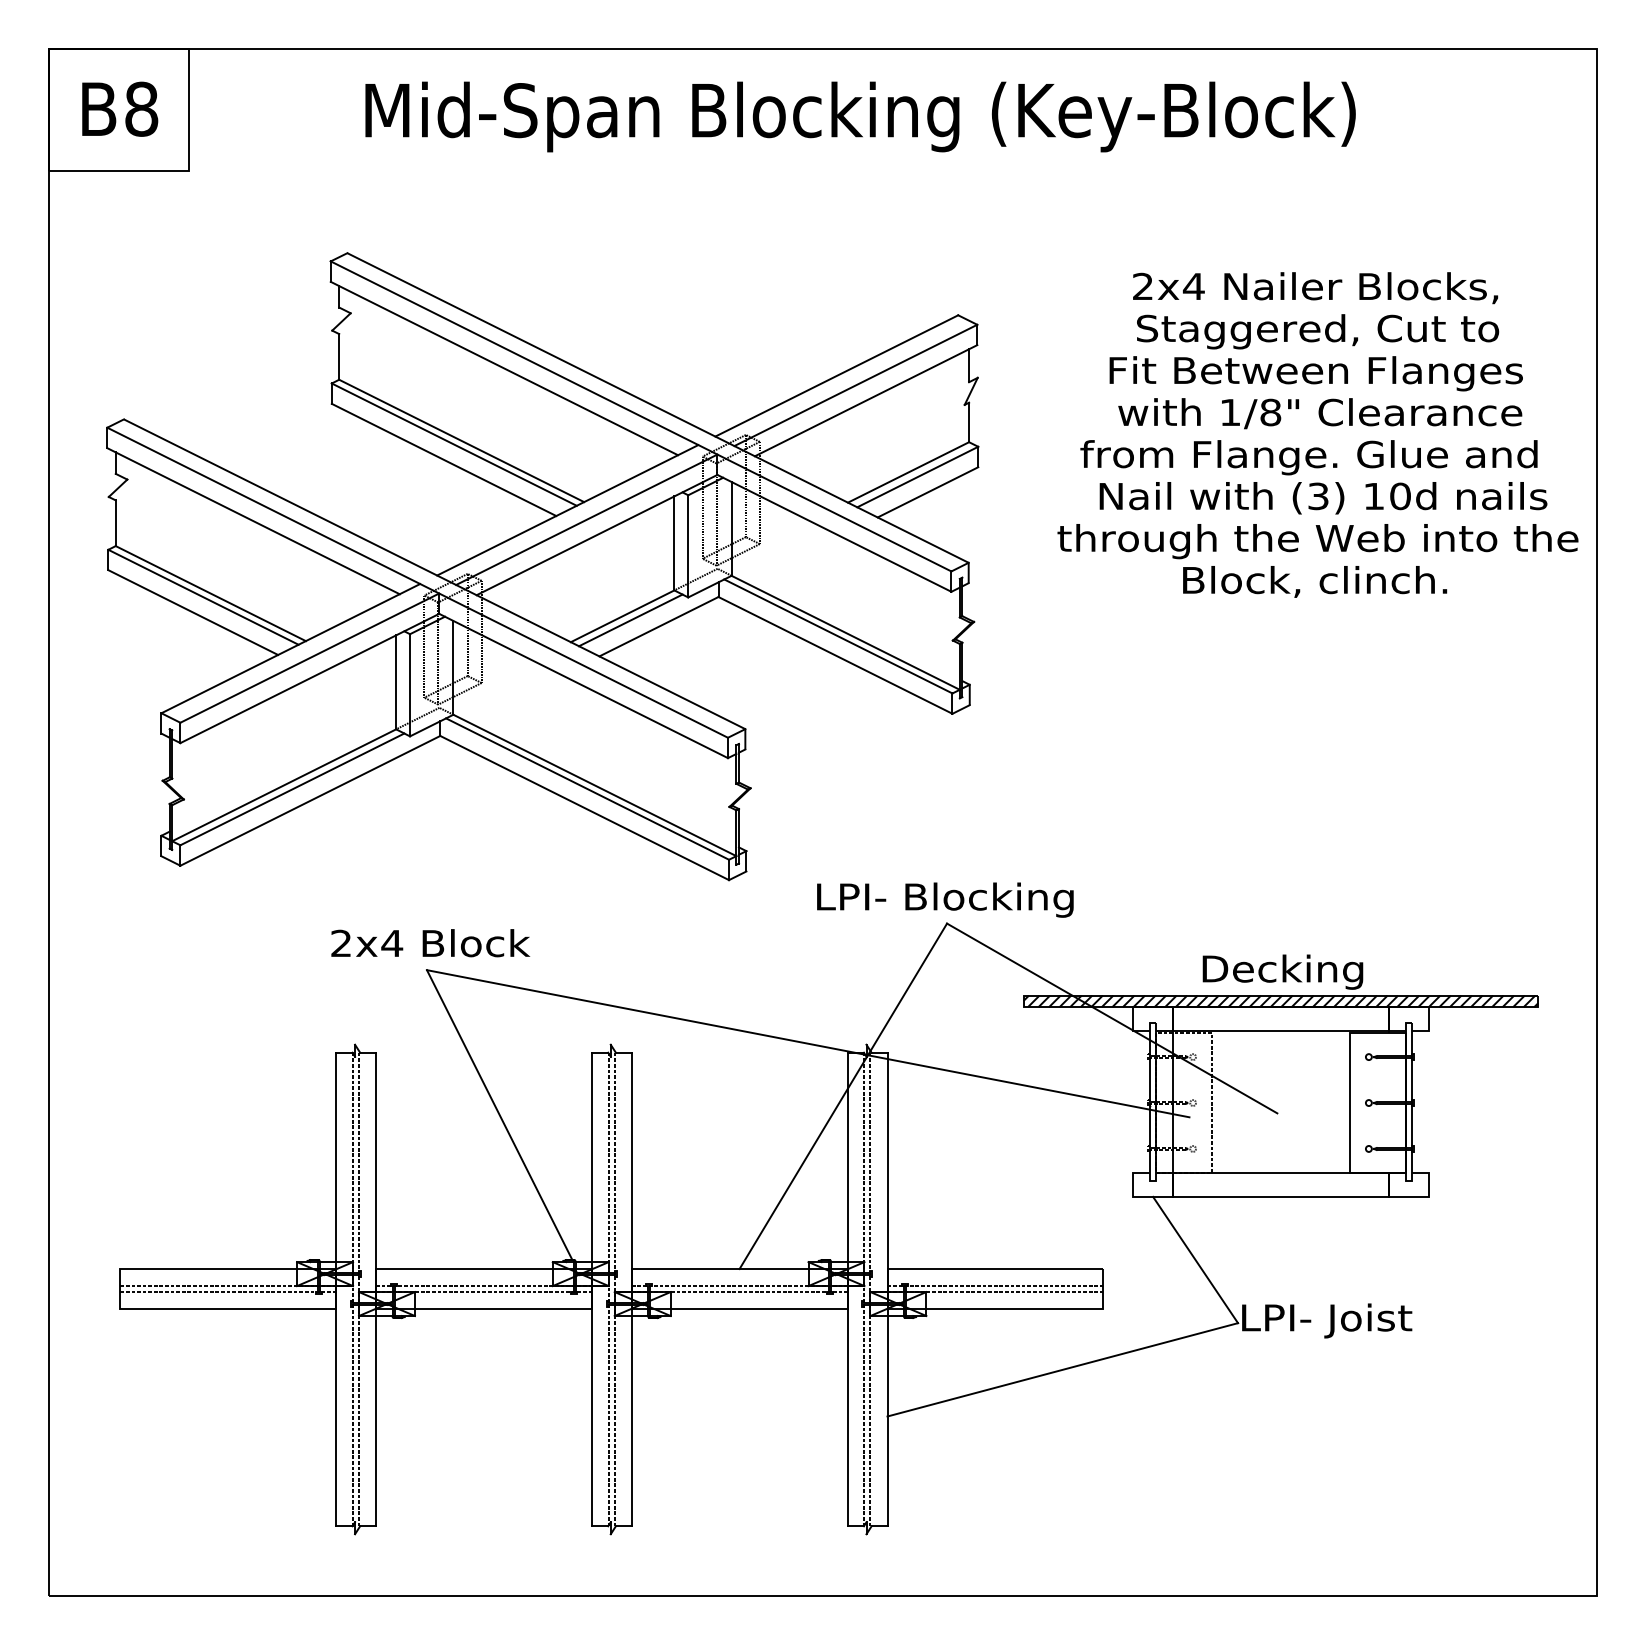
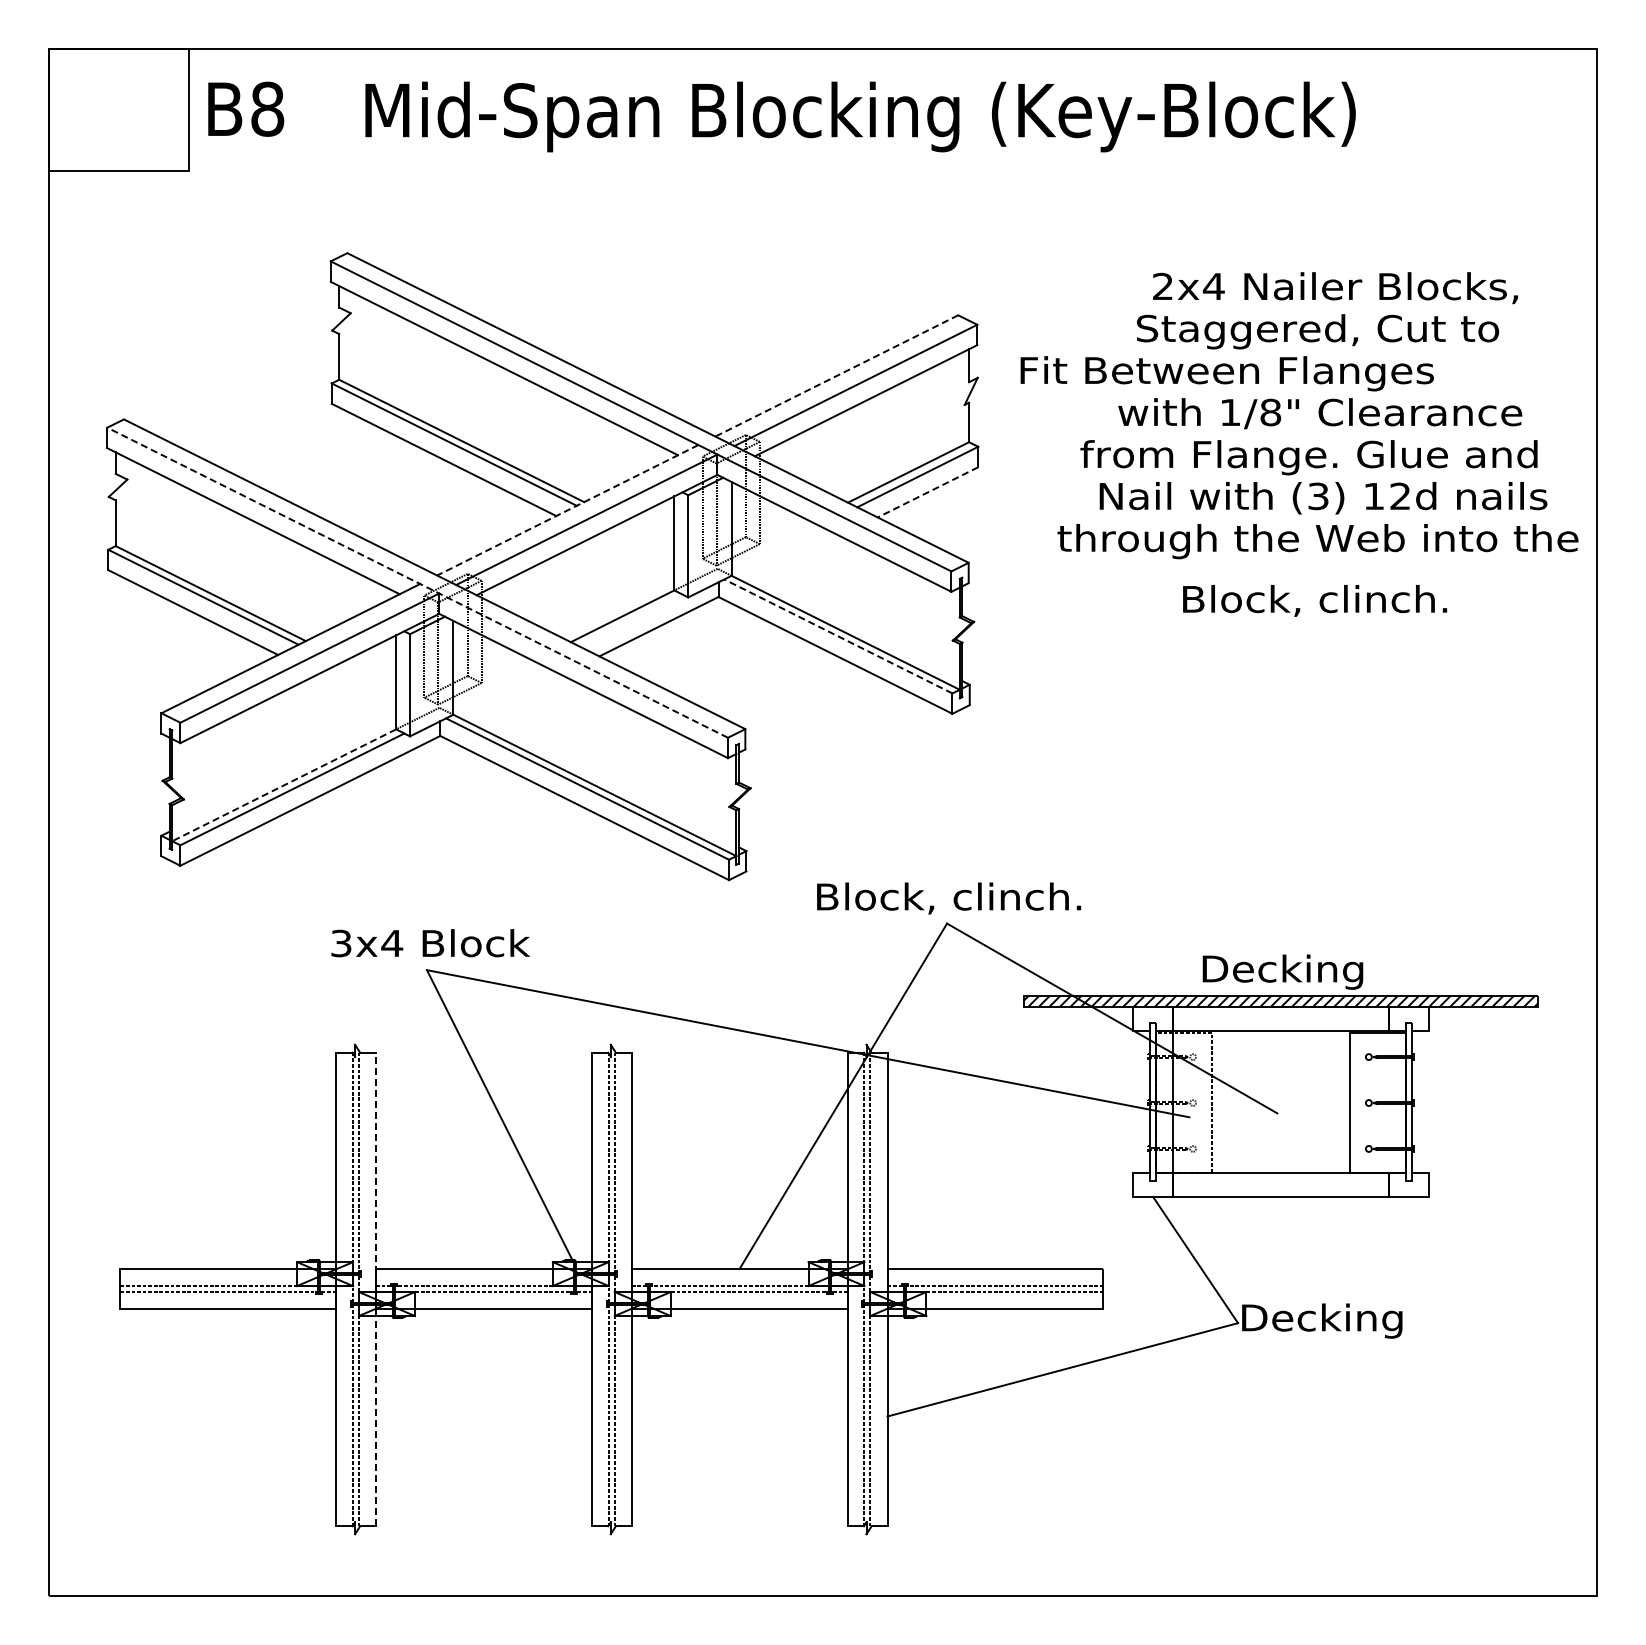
text position: (120, 108) -> (246, 108) (246, 108)
text position: (1315, 288) -> (1335, 288) (1335, 288)
text position: (1315, 373) -> (1226, 373) (1226, 373)
line: solid -> dashed (836, 375)
line: solid -> dashed (927, 492)
text: 10d -> 12d (1400, 496)
line: solid -> dashed (567, 510)
text position: (1315, 581) -> (1315, 600) (1315, 600)
line: solid -> dashed (417, 582)
line: present -> none (630, 620)
line: solid -> dashed (838, 636)
line: solid -> dashed (283, 785)
text: LPI- Blocking -> Block, clinch. (951, 899)
text: 2x4 -> 3x4 (341, 943)
line: solid -> dashed (376, 1289)
text: LPI- Joist -> Decking (1329, 1320)
